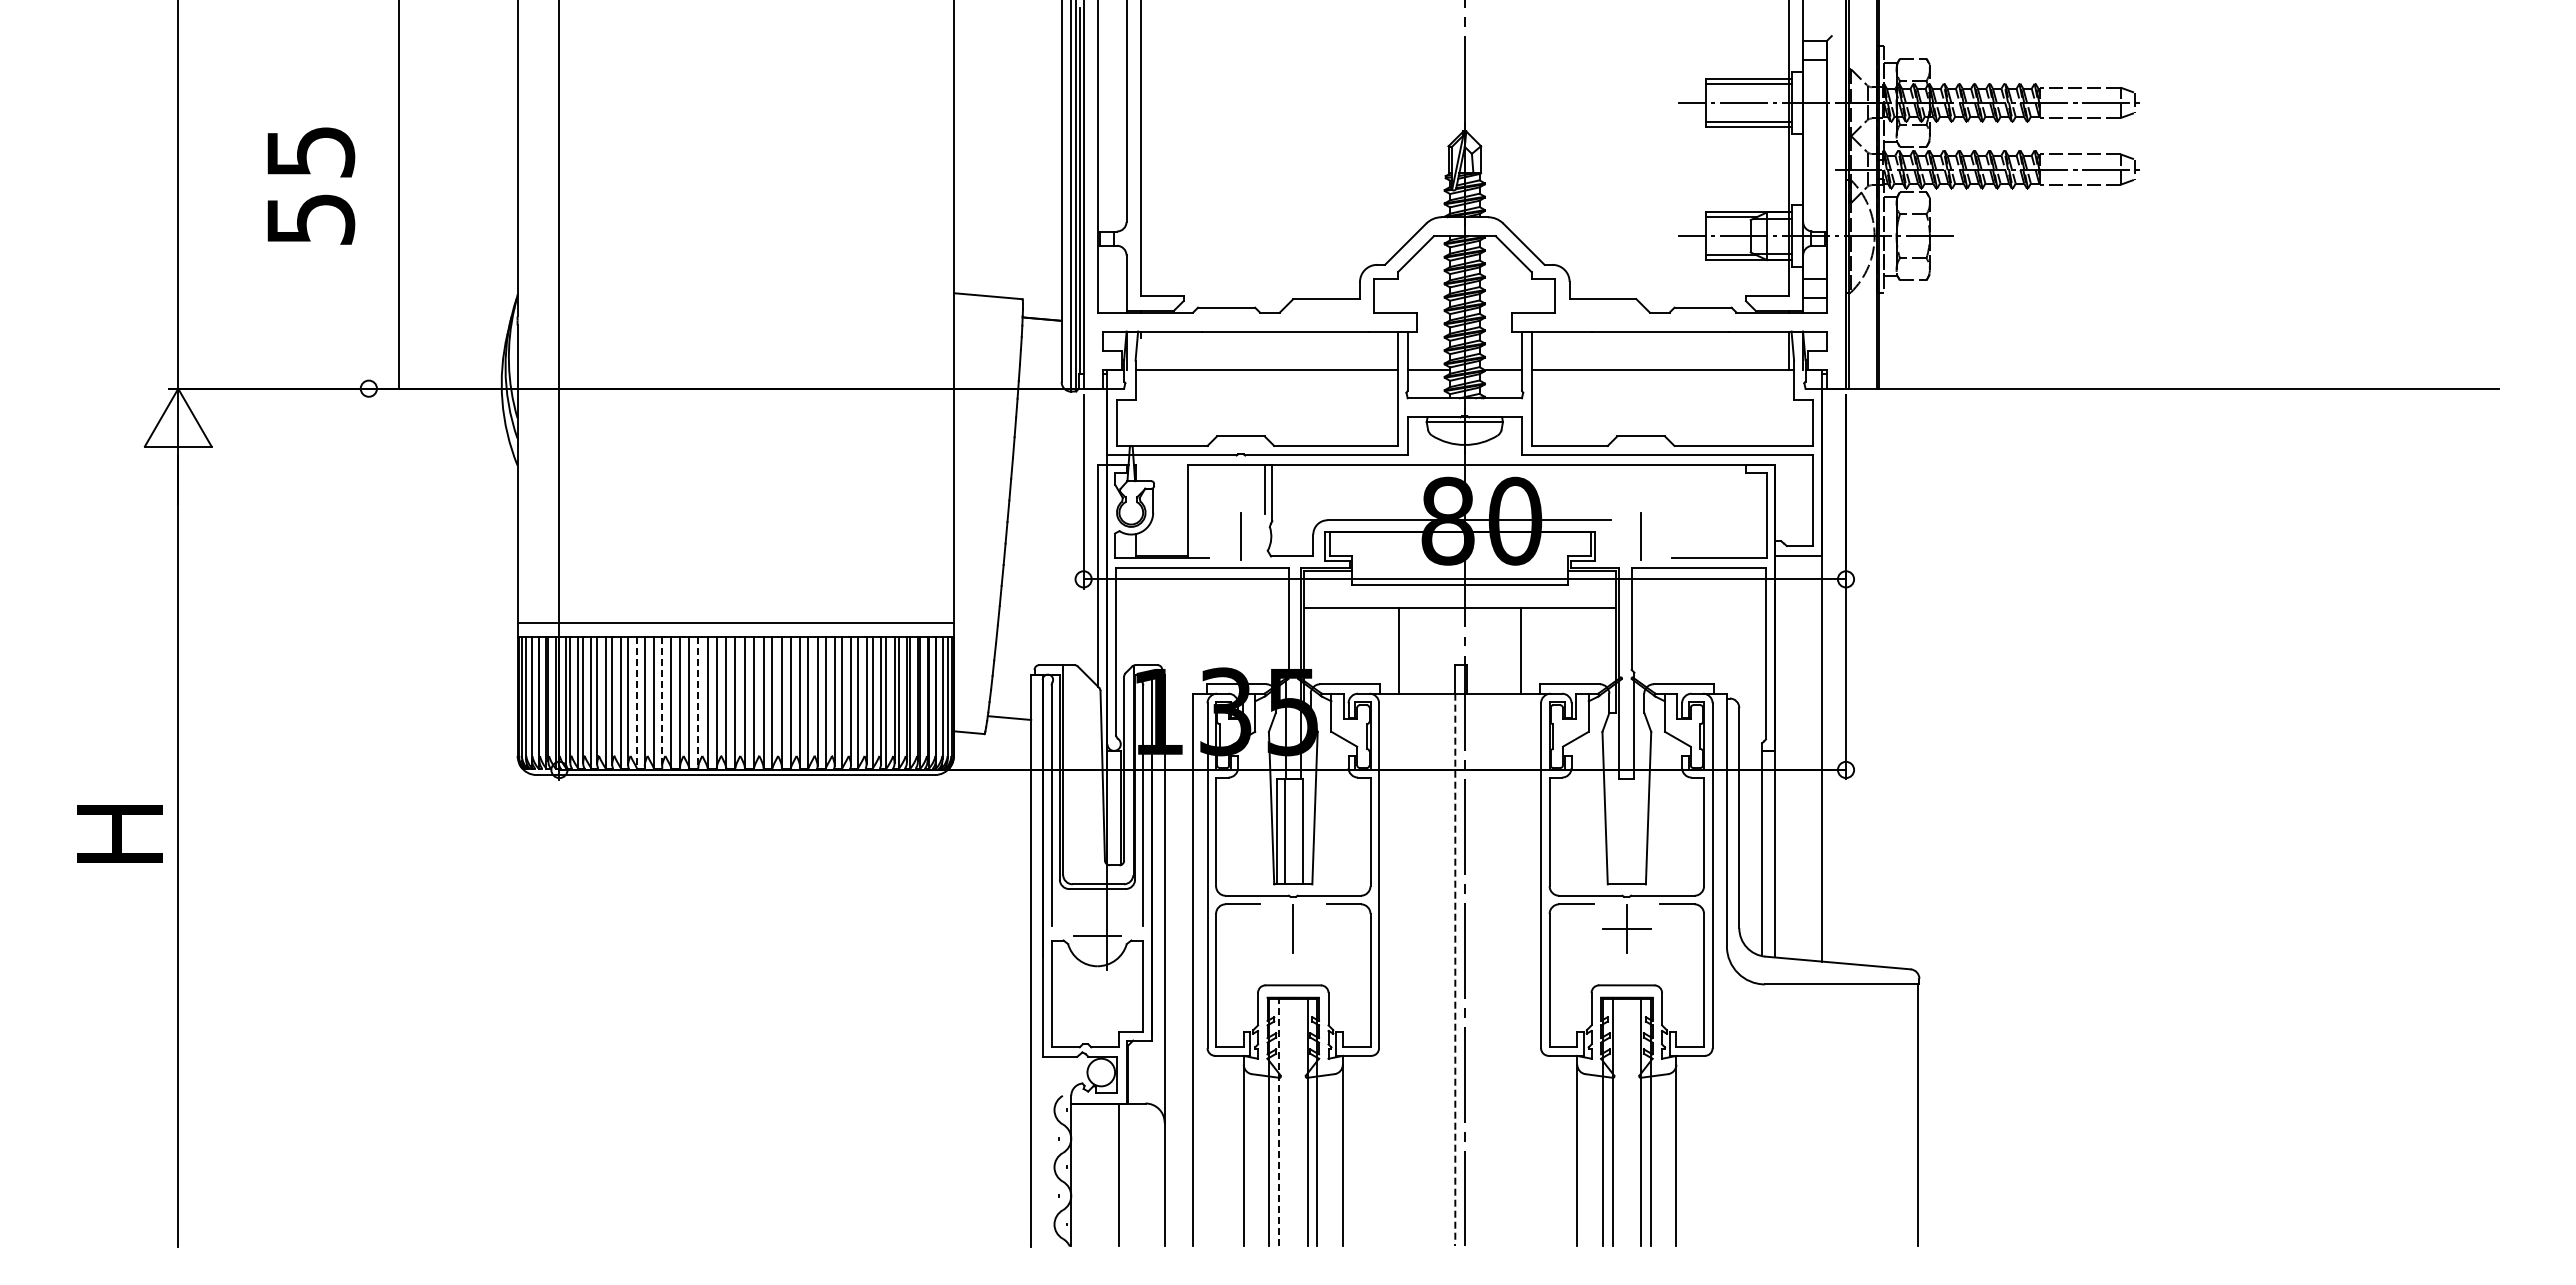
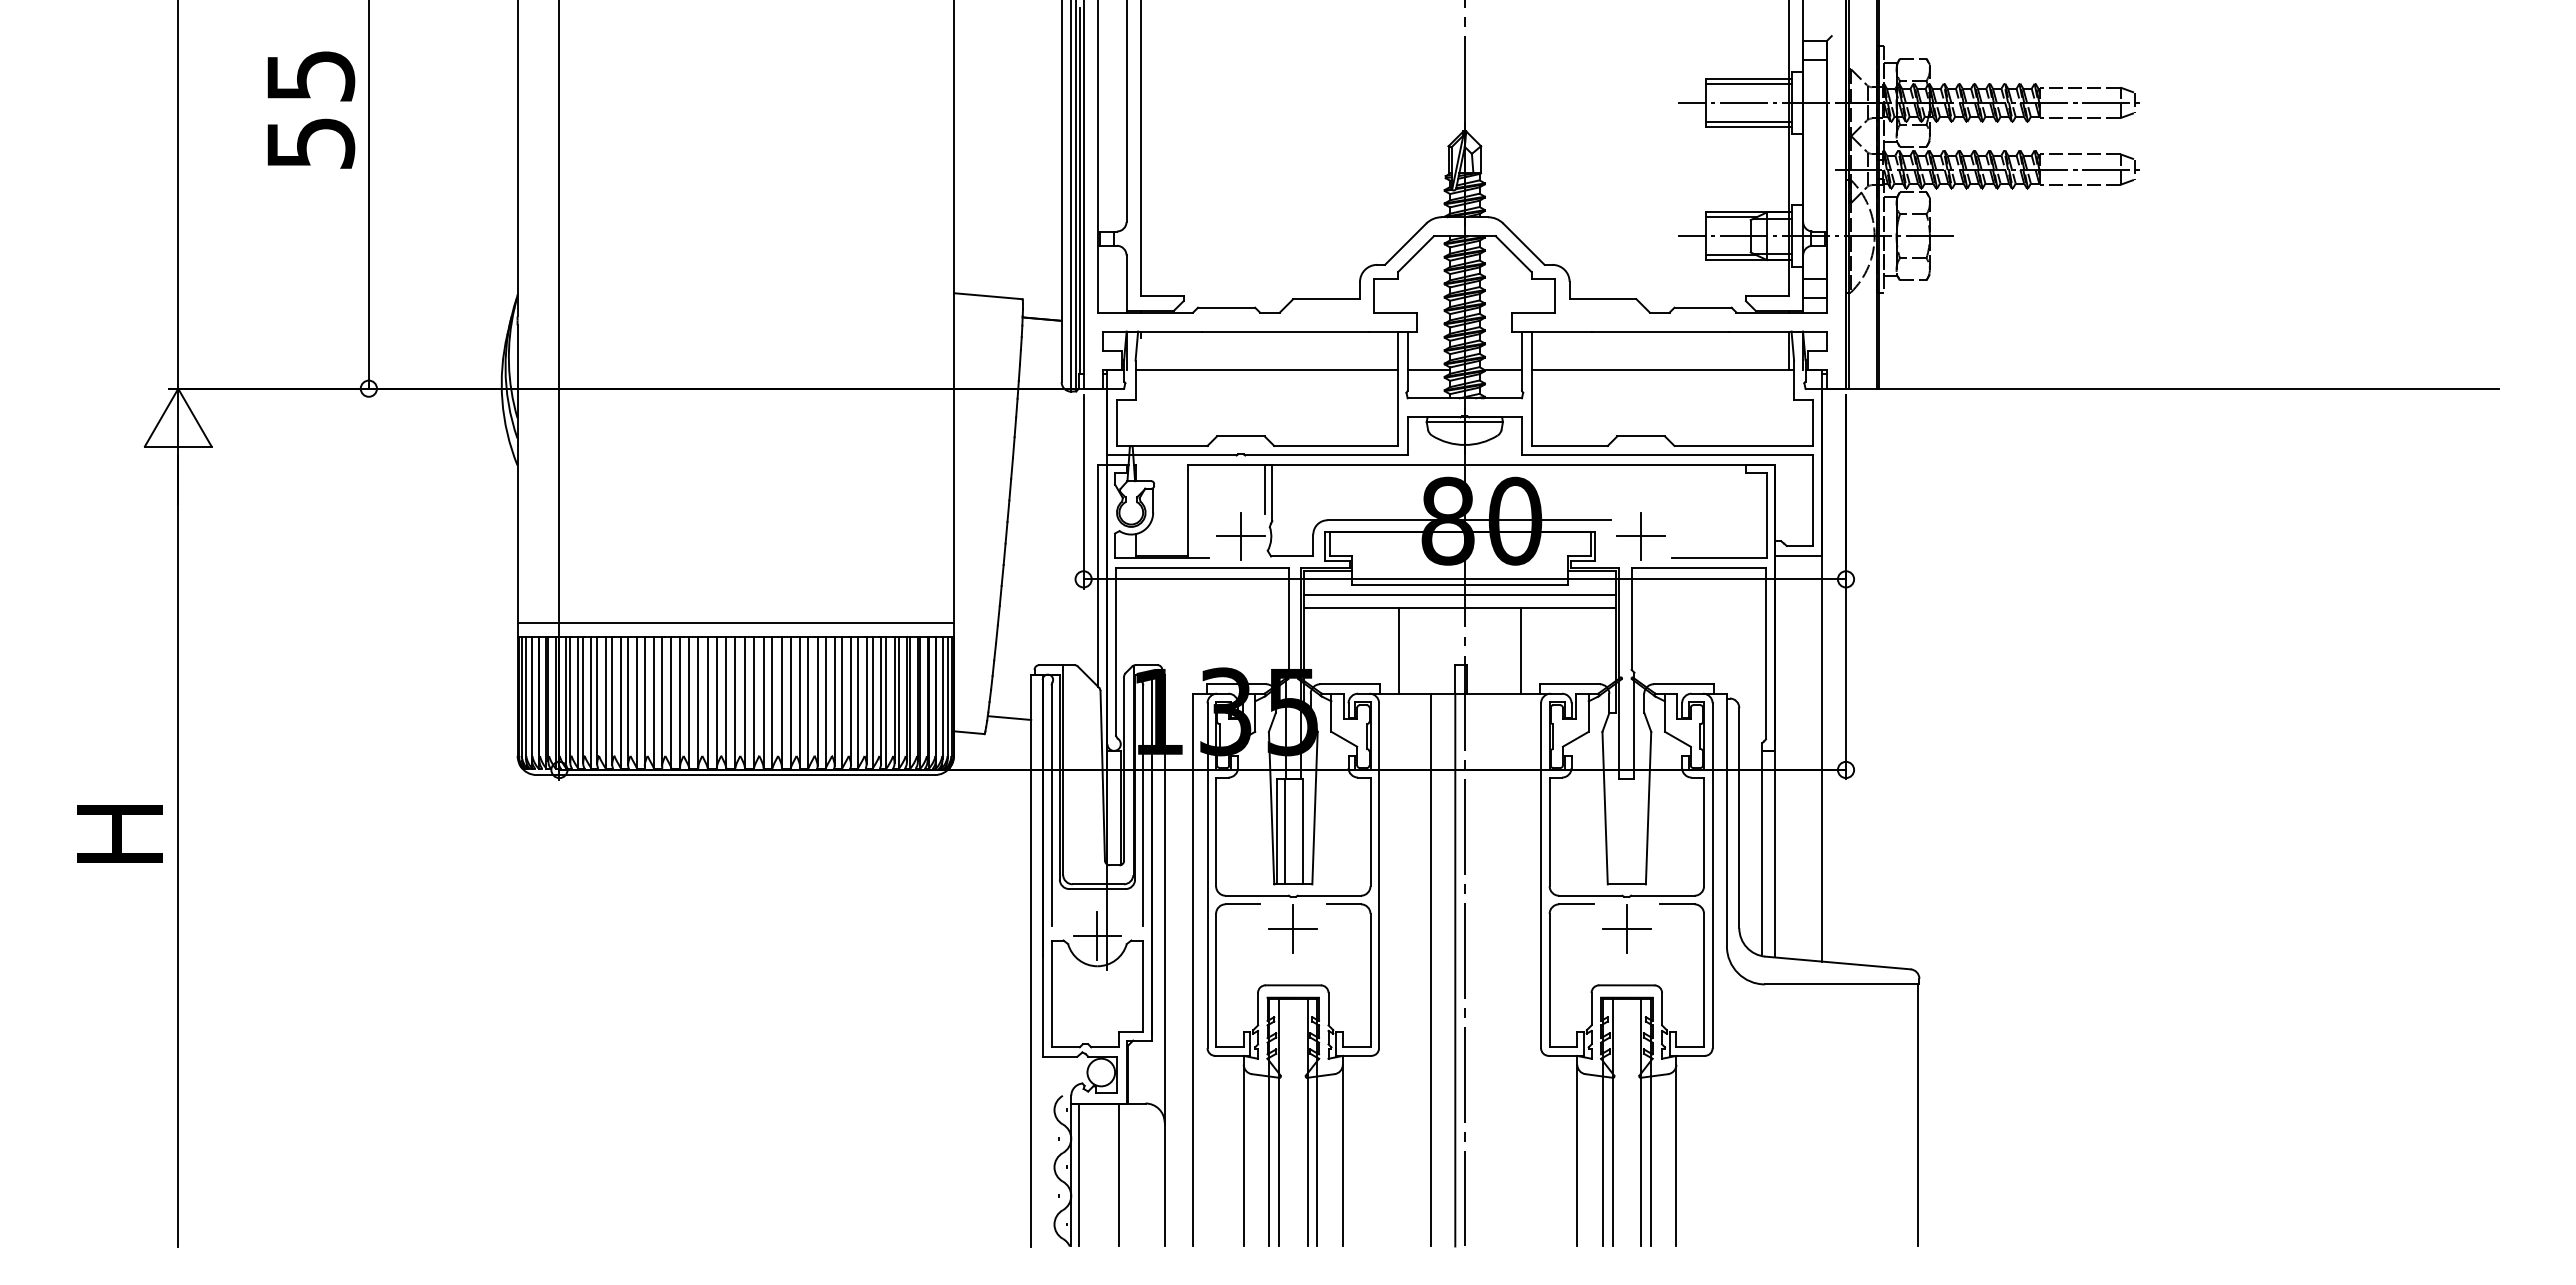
text position: (311, 185) -> (311, 109) (311, 109)
line position: (398, 195) -> (368, 195) (368, 195)
line: none -> present (1240, 536)
line: none -> present (1640, 536)
line: none -> present (1459, 594)
line: dashed -> solid (662, 701)
line: dashed -> solid (637, 702)
line: dashed -> solid (698, 702)
line: none -> present (1293, 929)
line: none -> present (1097, 935)
line: none -> present (1431, 969)
line: dashed -> solid (1455, 970)
line: dashed -> solid (1279, 1122)
line: none -> present (1078, 1174)
